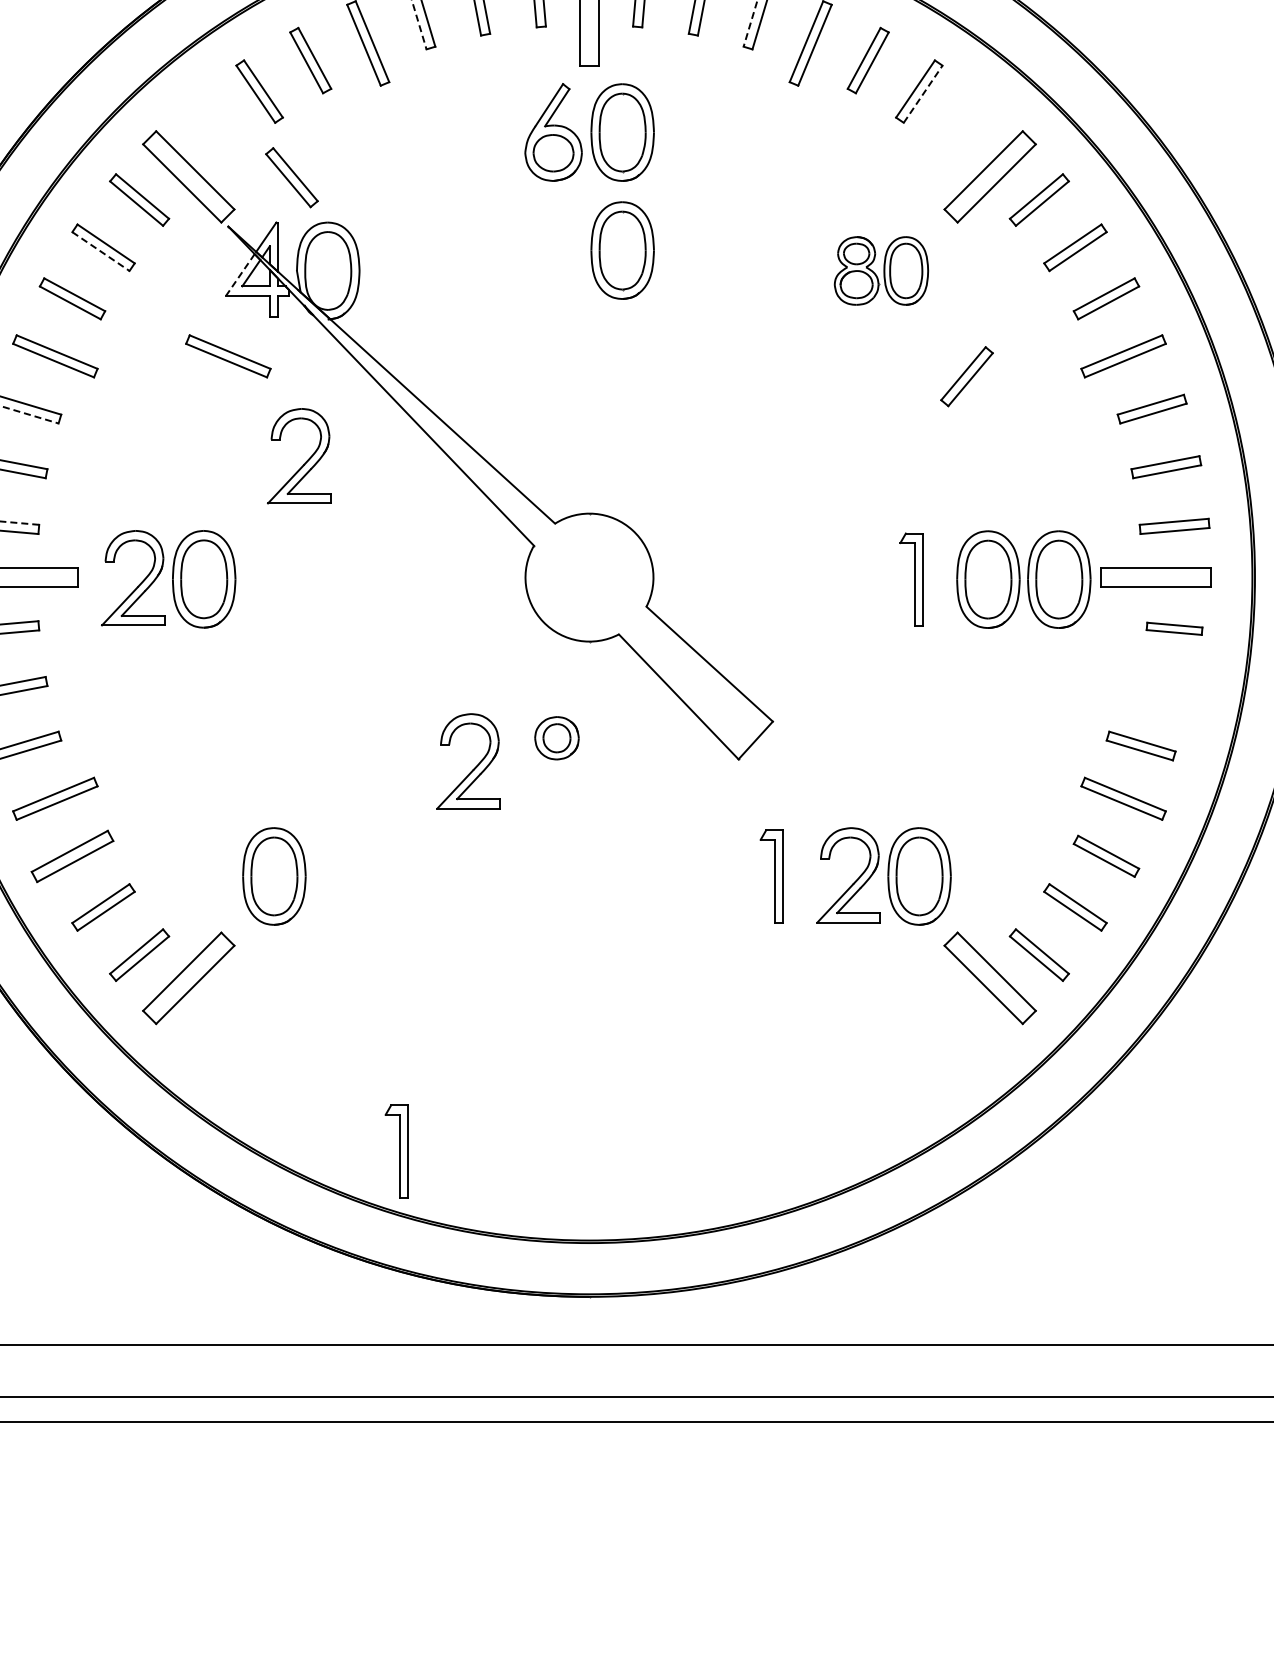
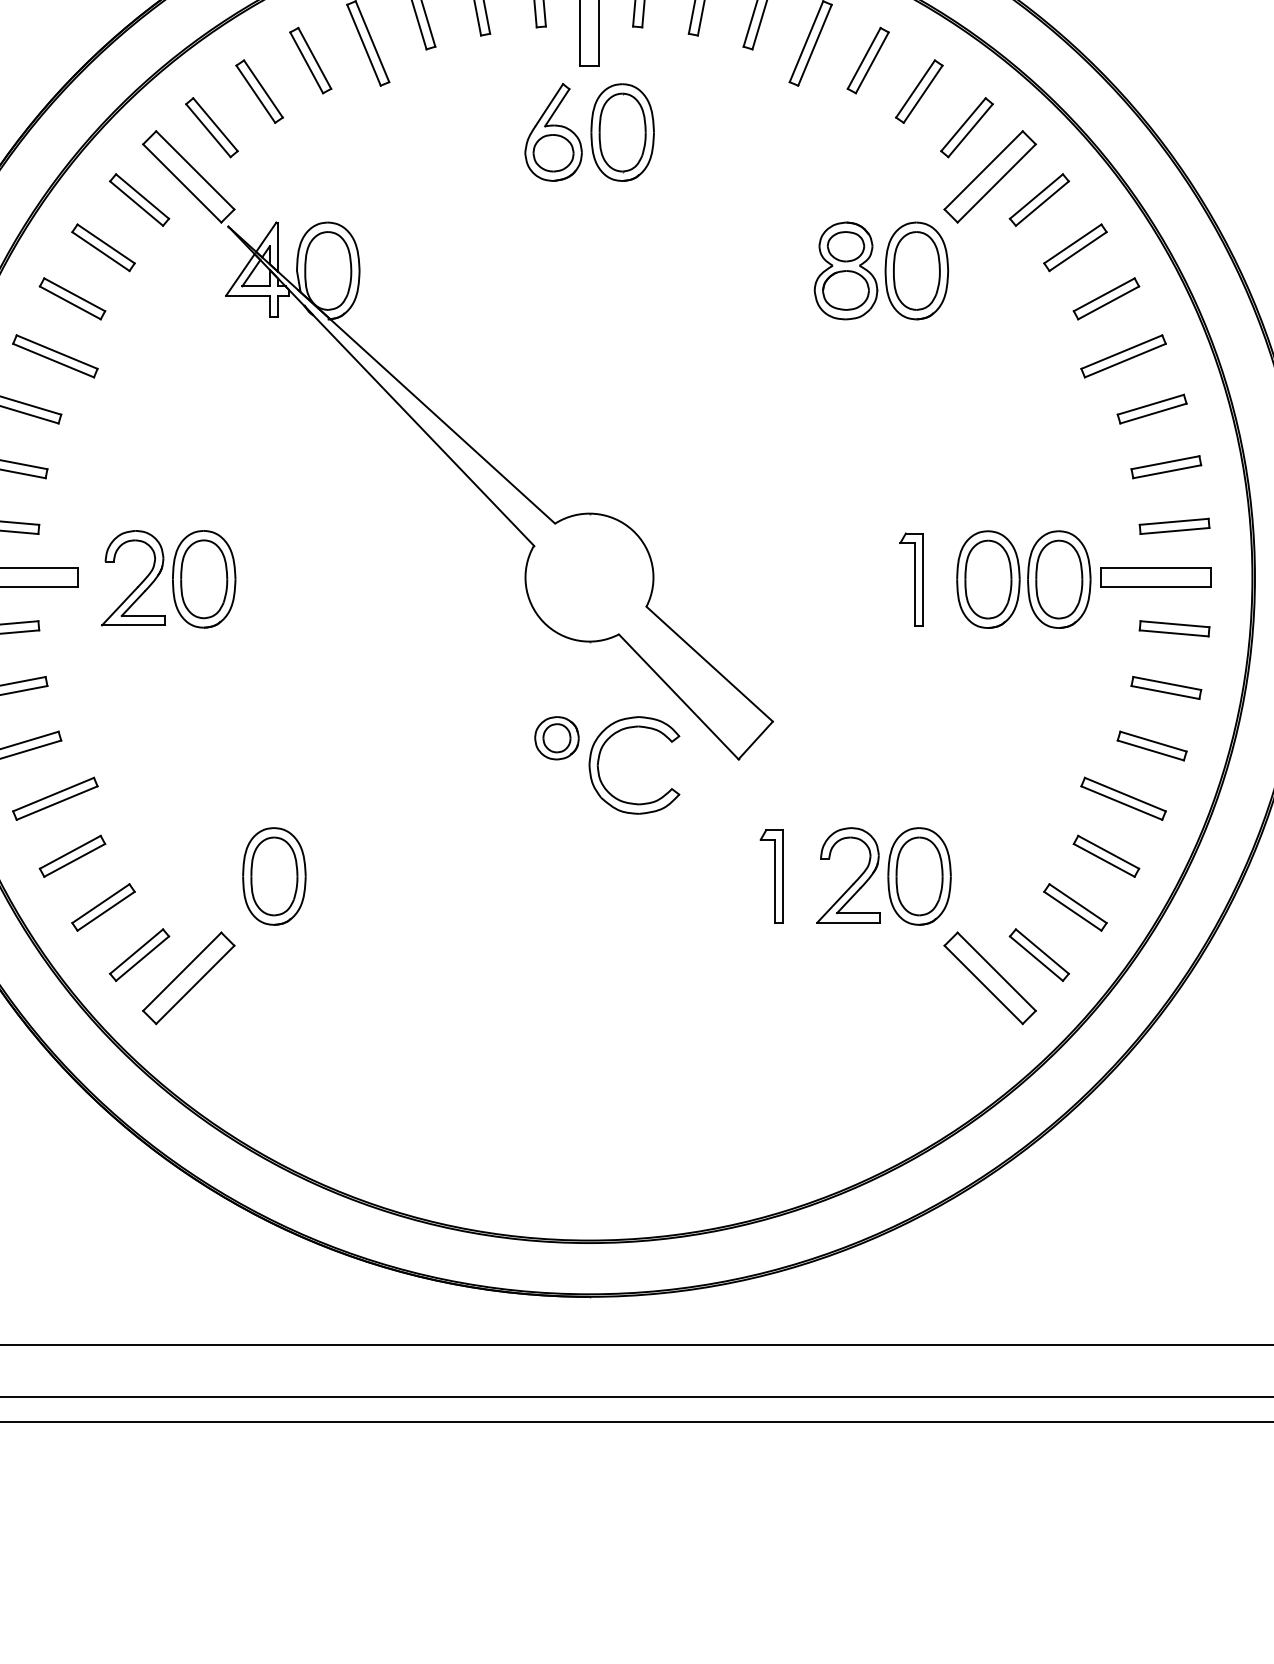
line: dashed -> solid (419, 24)
line: dashed -> solid (750, 24)
line: dashed -> solid (923, 94)
part position: (291, 177) -> (211, 127) (211, 127)
part: present -> none (622, 250)
line: dashed -> solid (100, 251)
part size: 97x70 px -> 137x100 px (881, 270)
line: dashed -> solid (240, 275)
part: present -> none (228, 356)
part position: (966, 376) -> (966, 127) (966, 127)
line: dashed -> solid (30, 415)
part: present -> none (305, 461)
line: dashed -> solid (19, 523)
part size: 59x15 px -> 73x18 px (1174, 628)
part: none -> present (1166, 687)
part position: (1140, 745) -> (1151, 745) (1151, 745)
part: none -> present (599, 761)
part: present -> none (474, 767)
part size: 85x55 px -> 69x44 px (72, 855)
part: present -> none (396, 1151)
